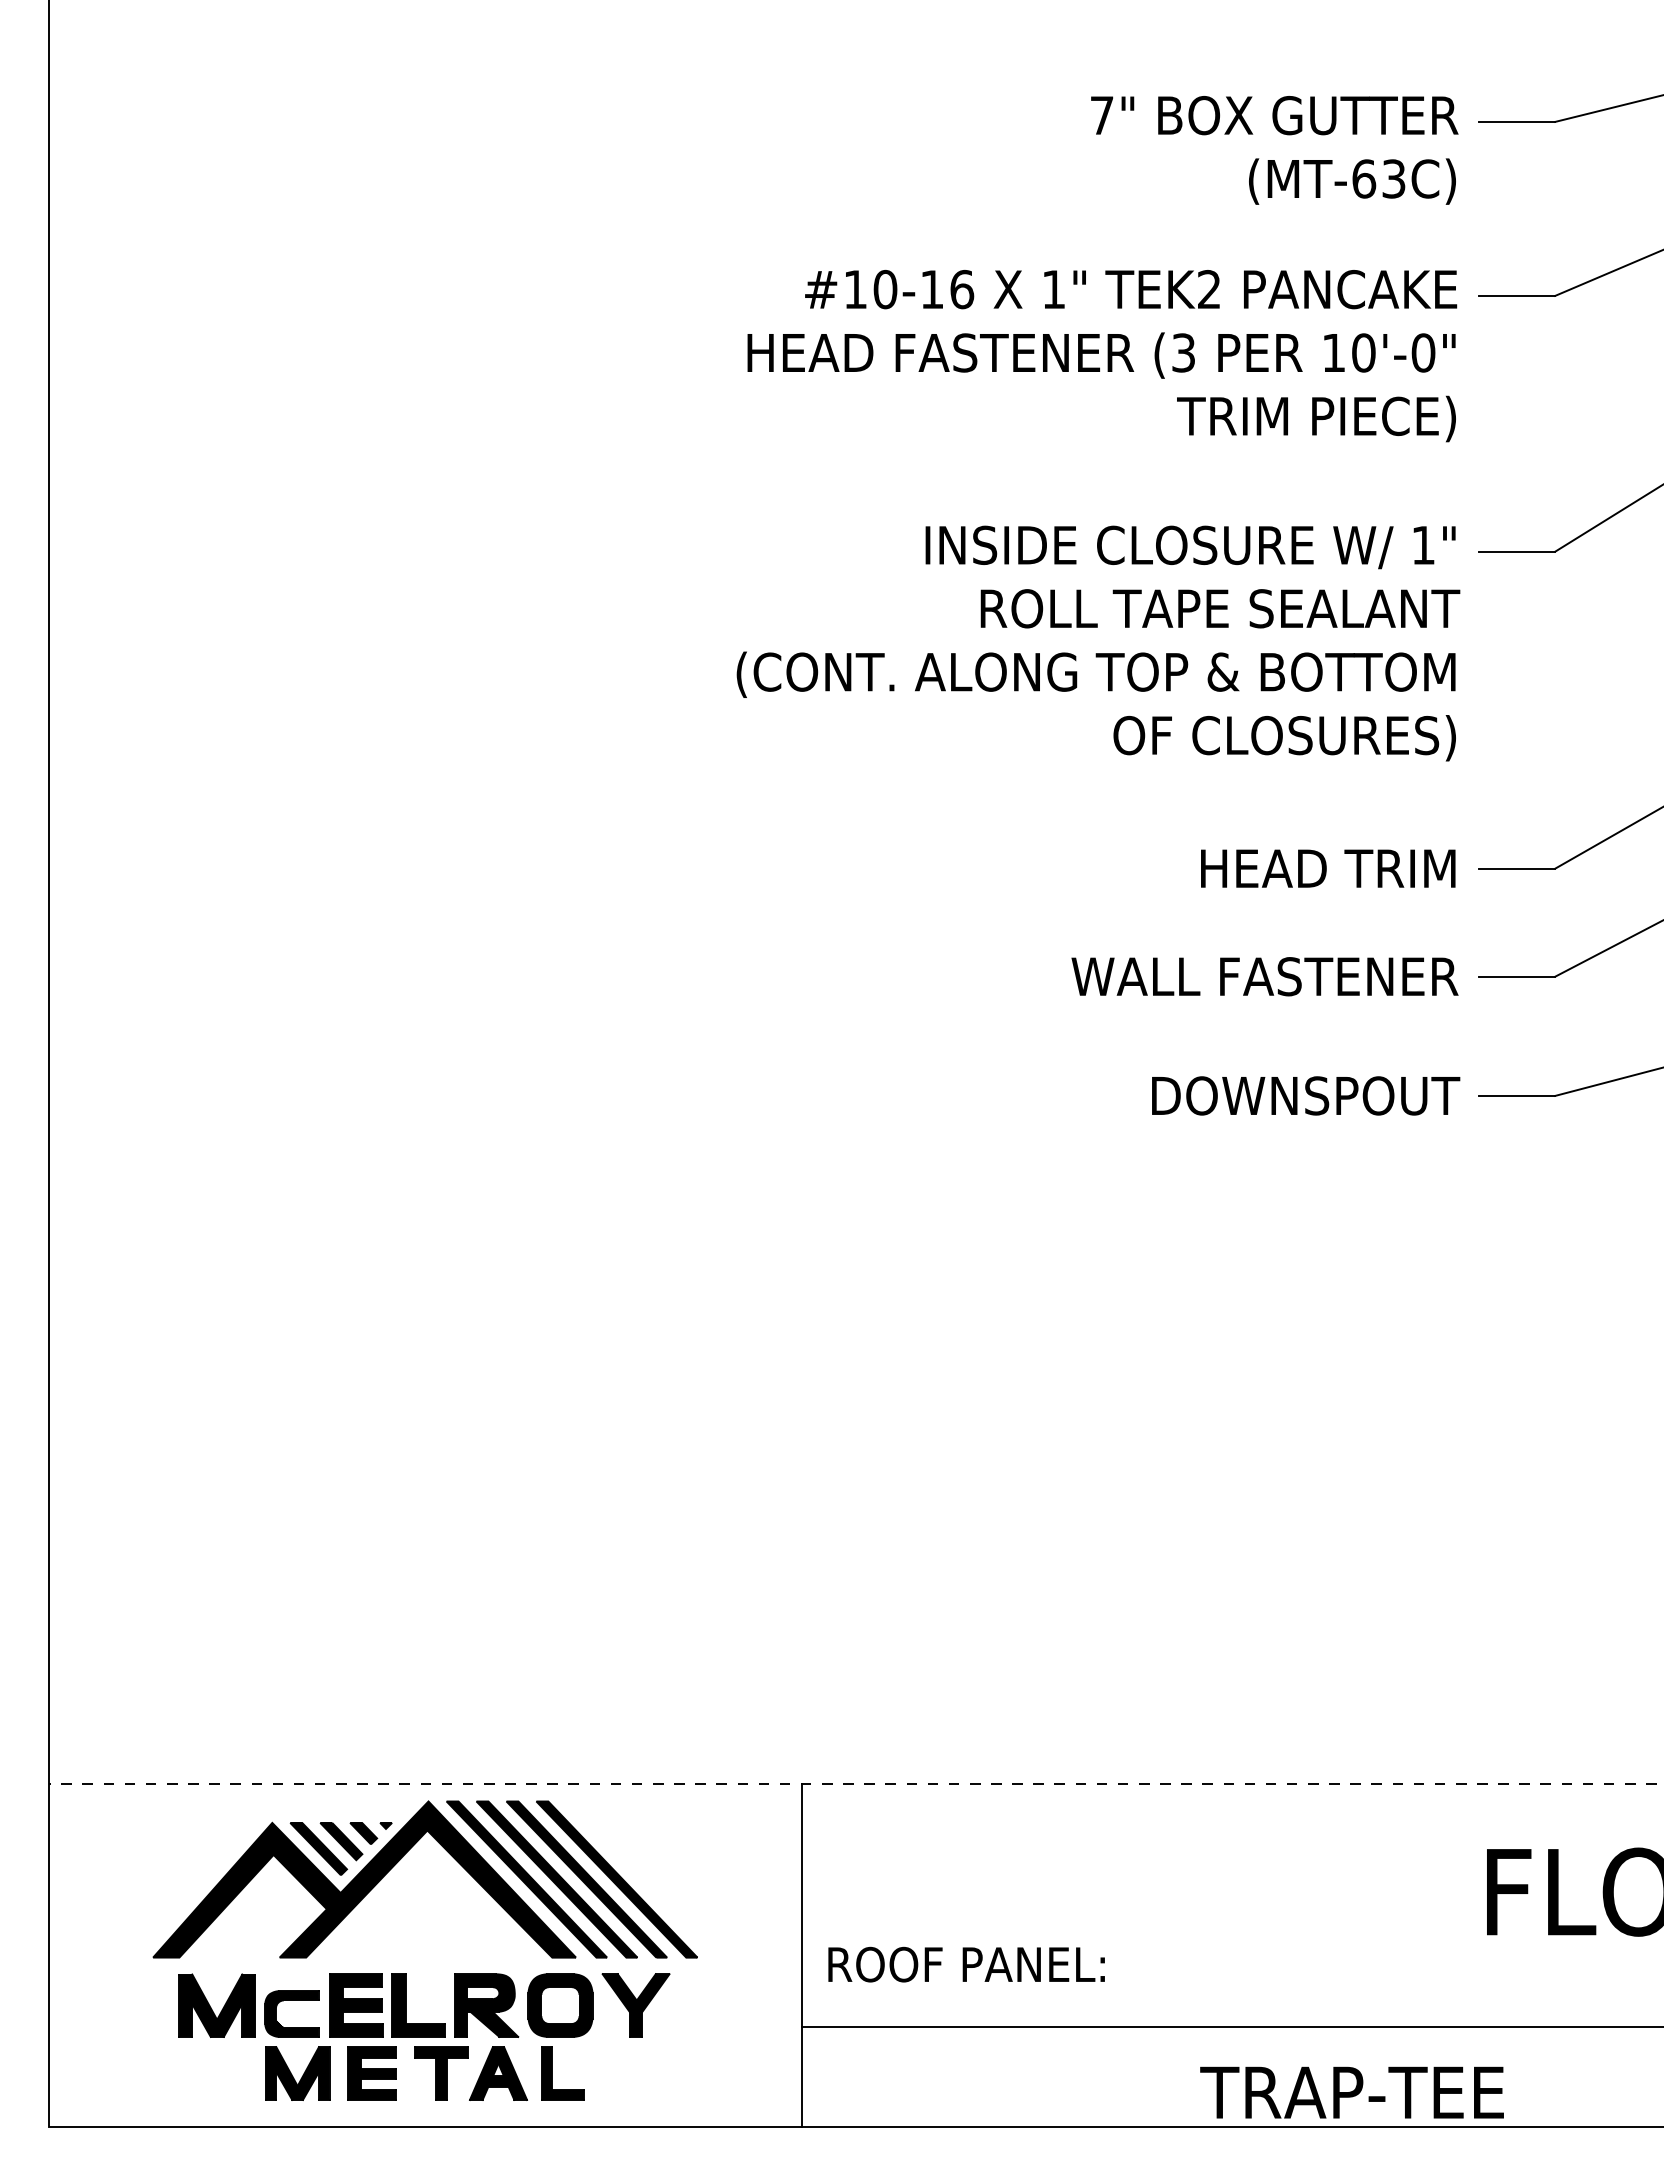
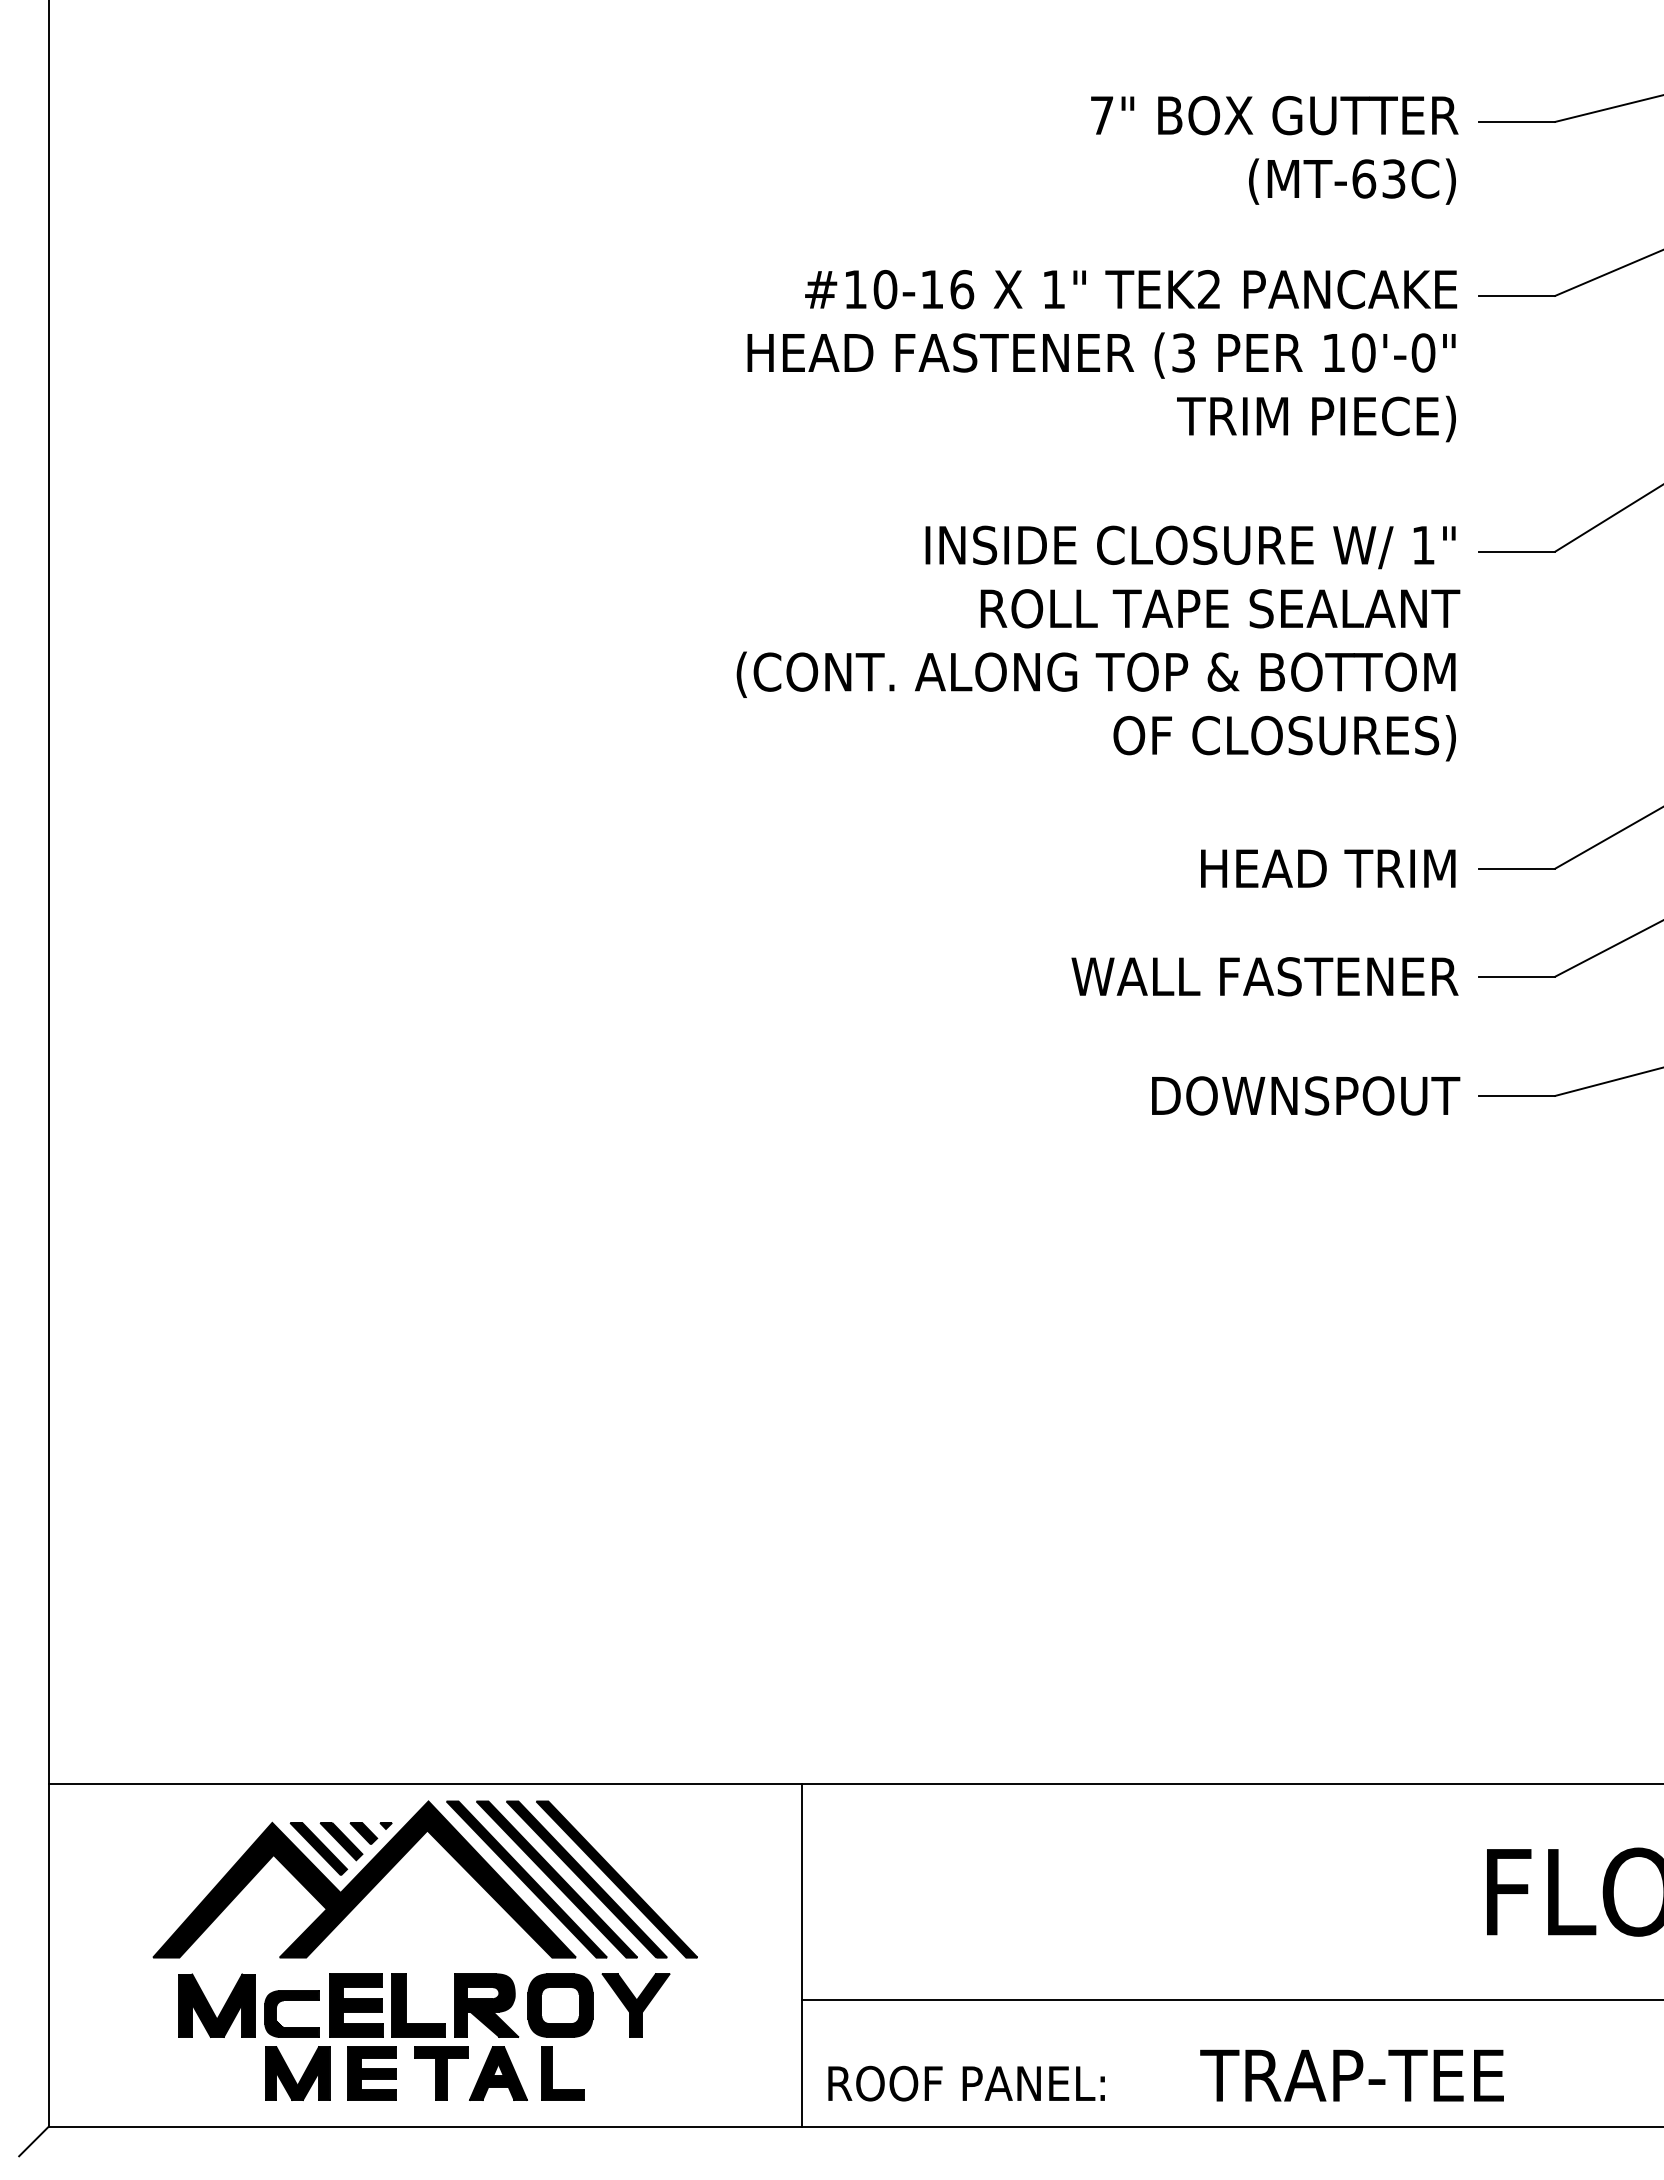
line: dashed -> solid (855, 1783)
text position: (966, 1964) -> (966, 2083) (966, 2083)
line position: (1231, 2027) -> (1231, 2000) (1231, 2000)
text position: (1351, 2092) -> (1351, 2075) (1351, 2075)
line: none -> present (33, 2141)
